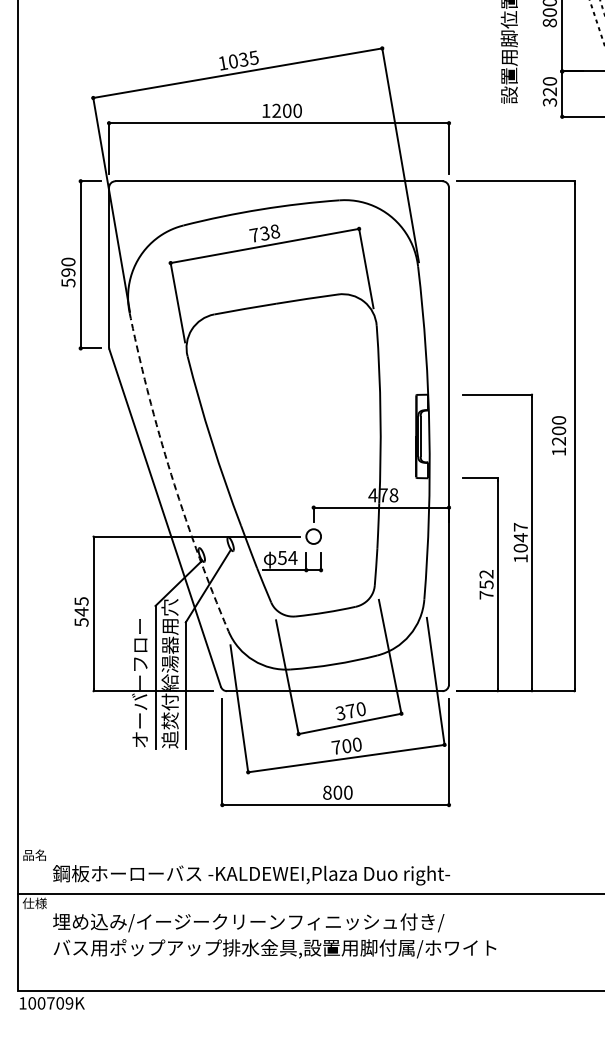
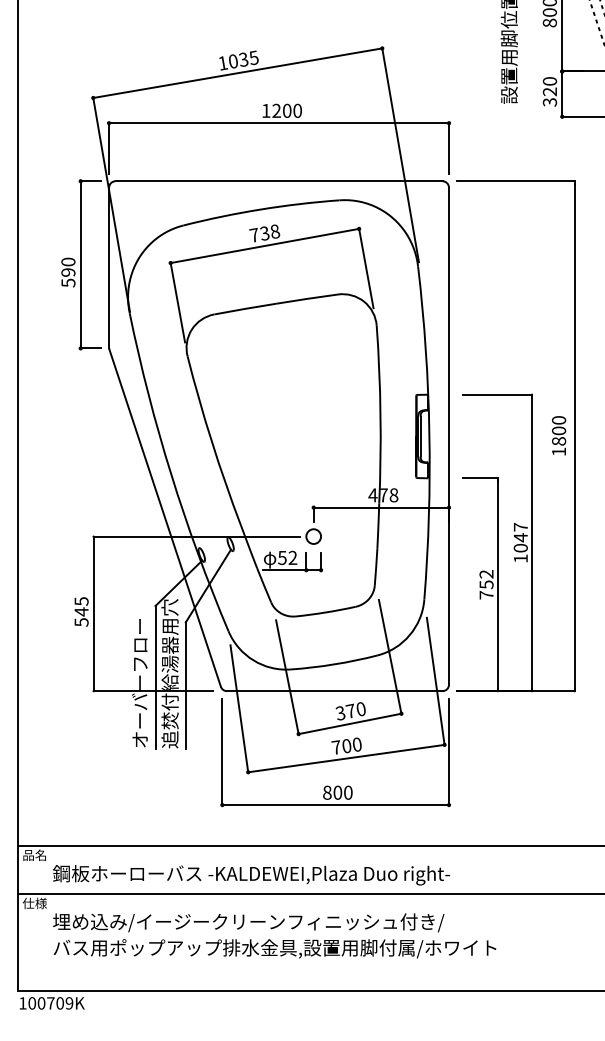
text: 1200 -> 1800 (559, 441)
arc: dashed -> solid (171, 474)
text: 54 -> 52 (292, 557)
line: none -> present (309, 846)
